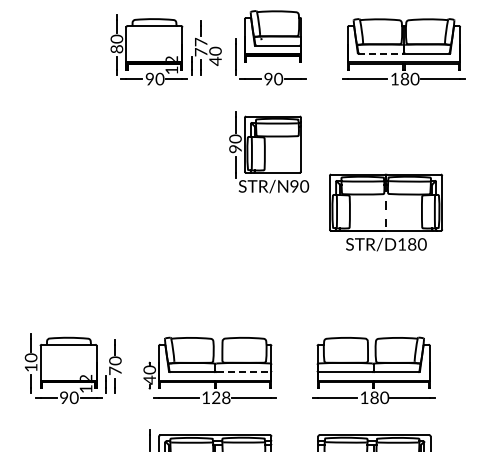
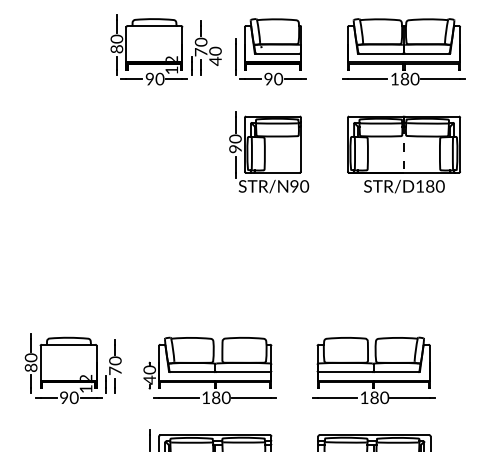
part position: (272, 36) -> (272, 44) (272, 44)
text: 77 -> 70 (200, 41)
line: dashed -> solid (381, 53)
part position: (385, 212) -> (403, 154) (403, 154)
text: 10 -> 80 (30, 367)
line: dashed -> solid (244, 372)
text: 128 -> 180 (221, 398)
